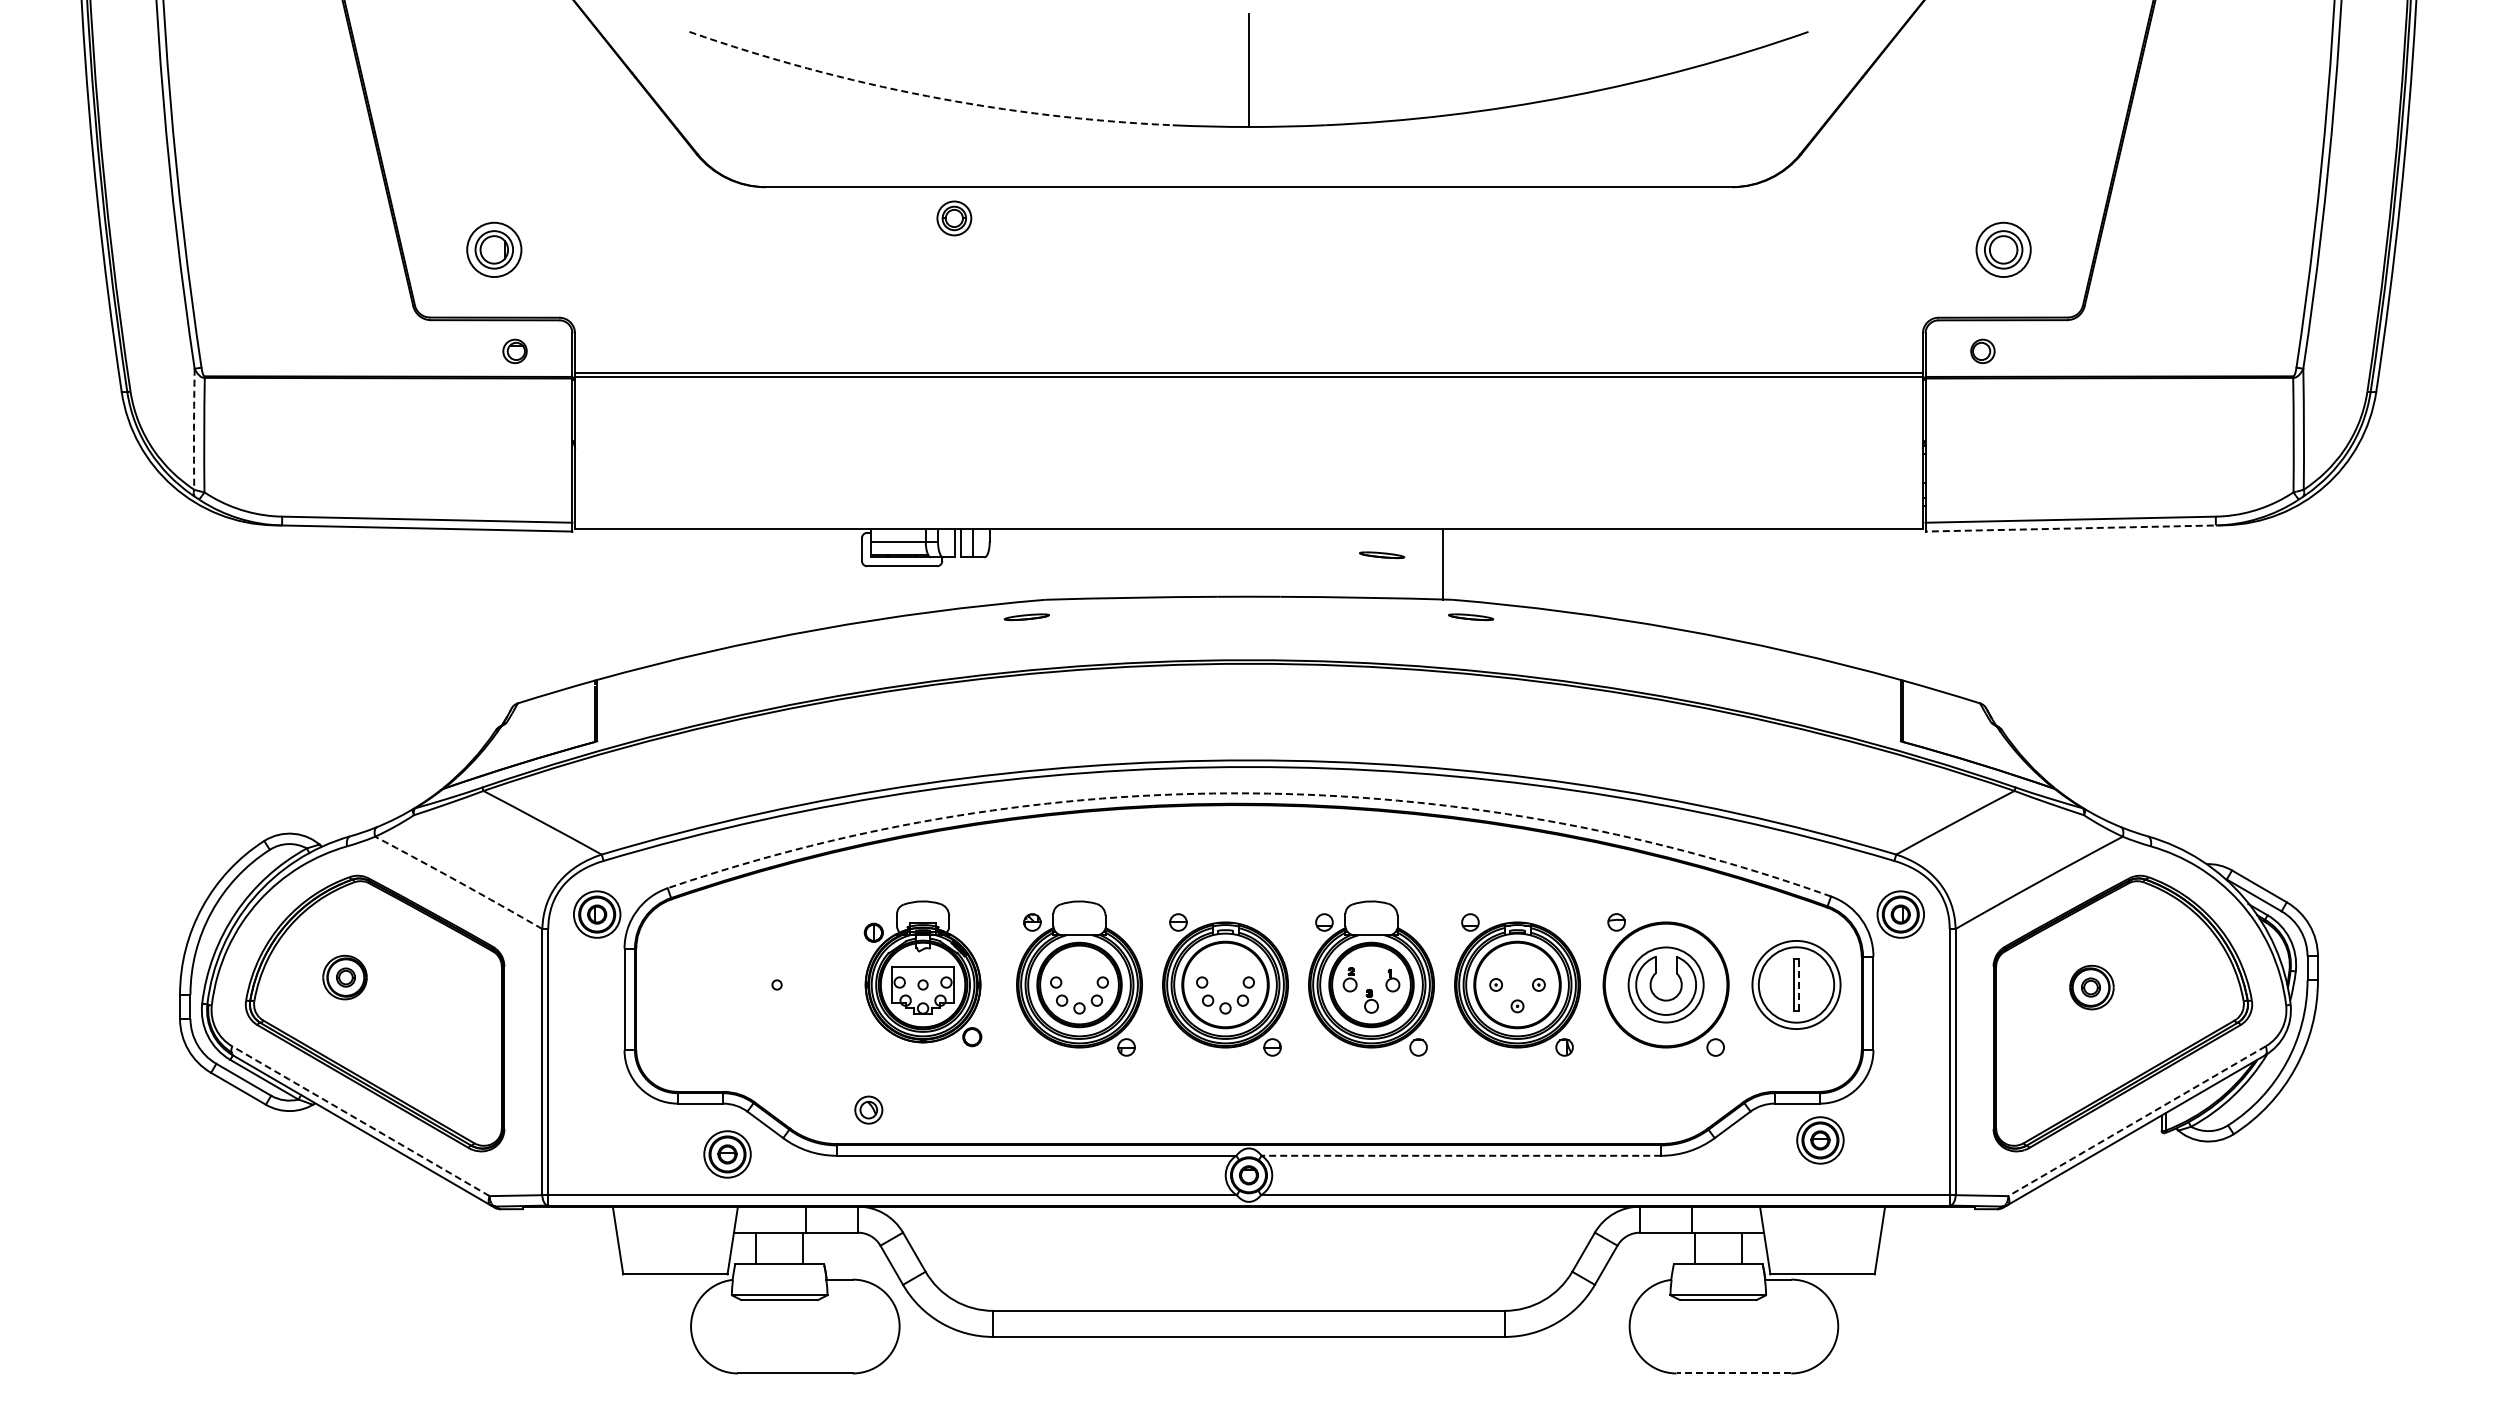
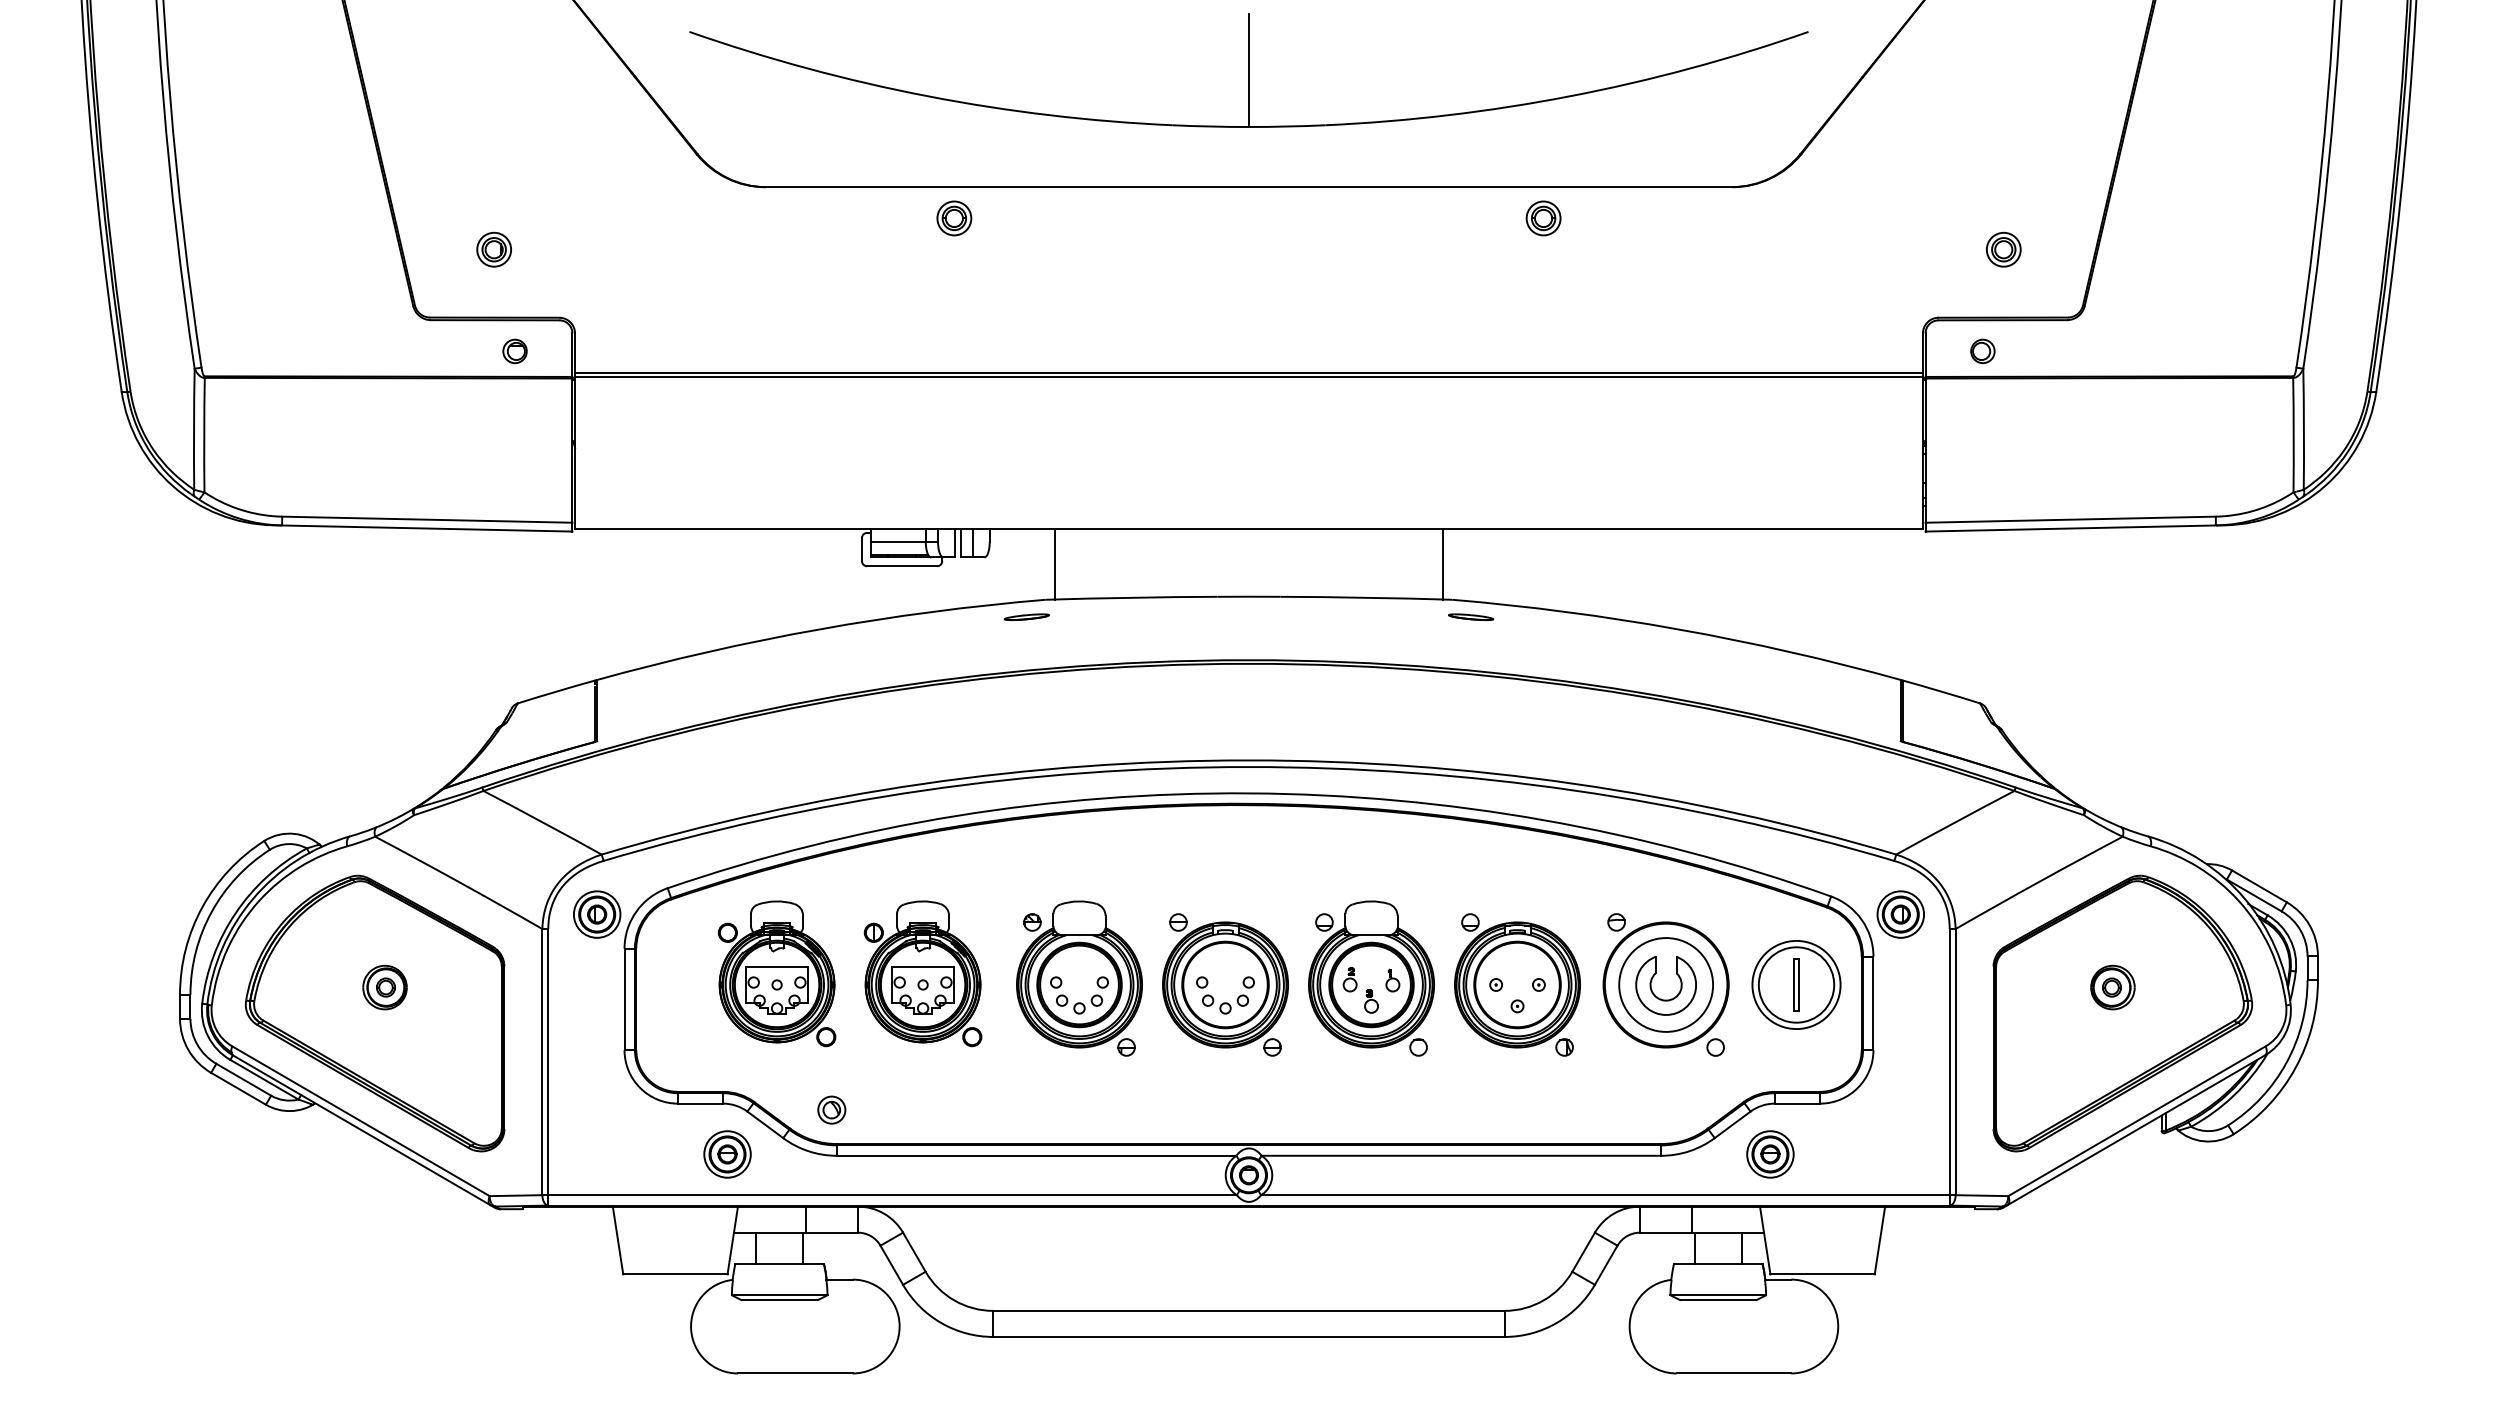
arc: dashed -> solid (927, 96)
part: none -> present (1543, 218)
part size: 57x57 px -> 36x37 px (493, 249)
part size: 57x57 px -> 36x37 px (2003, 249)
arc: dashed -> solid (194, 429)
line: dashed -> solid (2075, 528)
part: present -> none (1382, 554)
line: none -> present (1054, 563)
arc: dashed -> solid (1250, 793)
arc: dashed -> solid (459, 882)
part: none -> present (776, 973)
part position: (344, 977) -> (384, 987) (384, 987)
circle diameter: 75 px -> 94 px (1666, 984)
line: dashed -> solid (1799, 984)
part position: (2091, 987) -> (2112, 987) (2112, 987)
part position: (868, 1109) -> (831, 1109) (831, 1109)
line: dashed -> solid (361, 1121)
line: dashed -> solid (2136, 1121)
part position: (1820, 1140) -> (1770, 1154) (1770, 1154)
line: dashed -> solid (1461, 1155)
line: dashed -> solid (1733, 1373)
